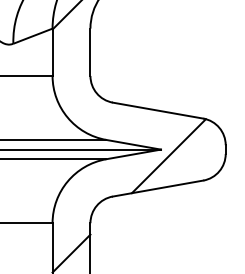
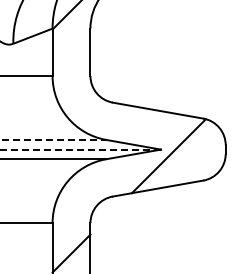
line: solid -> dashed (53, 139)
line: solid -> dashed (80, 149)
